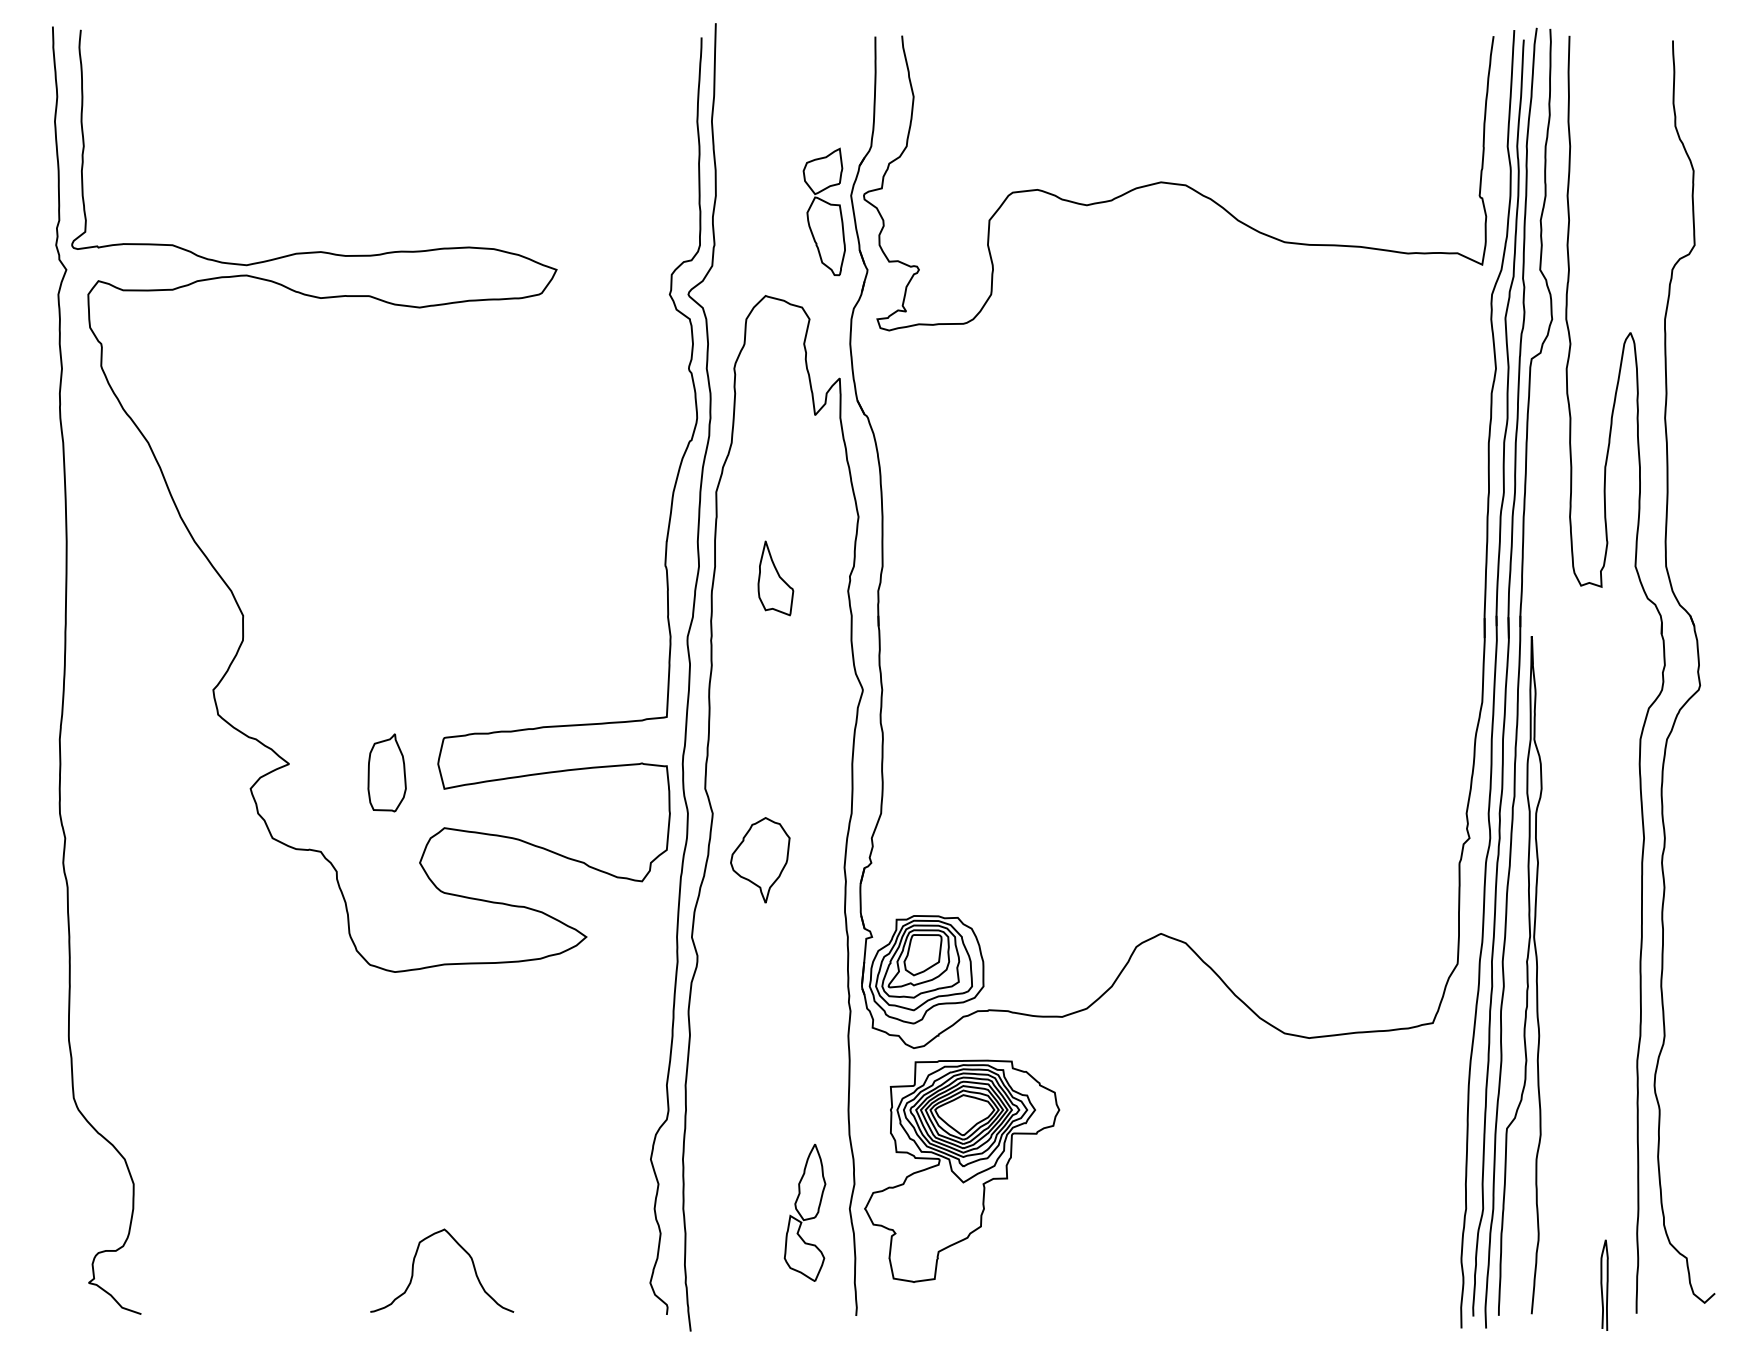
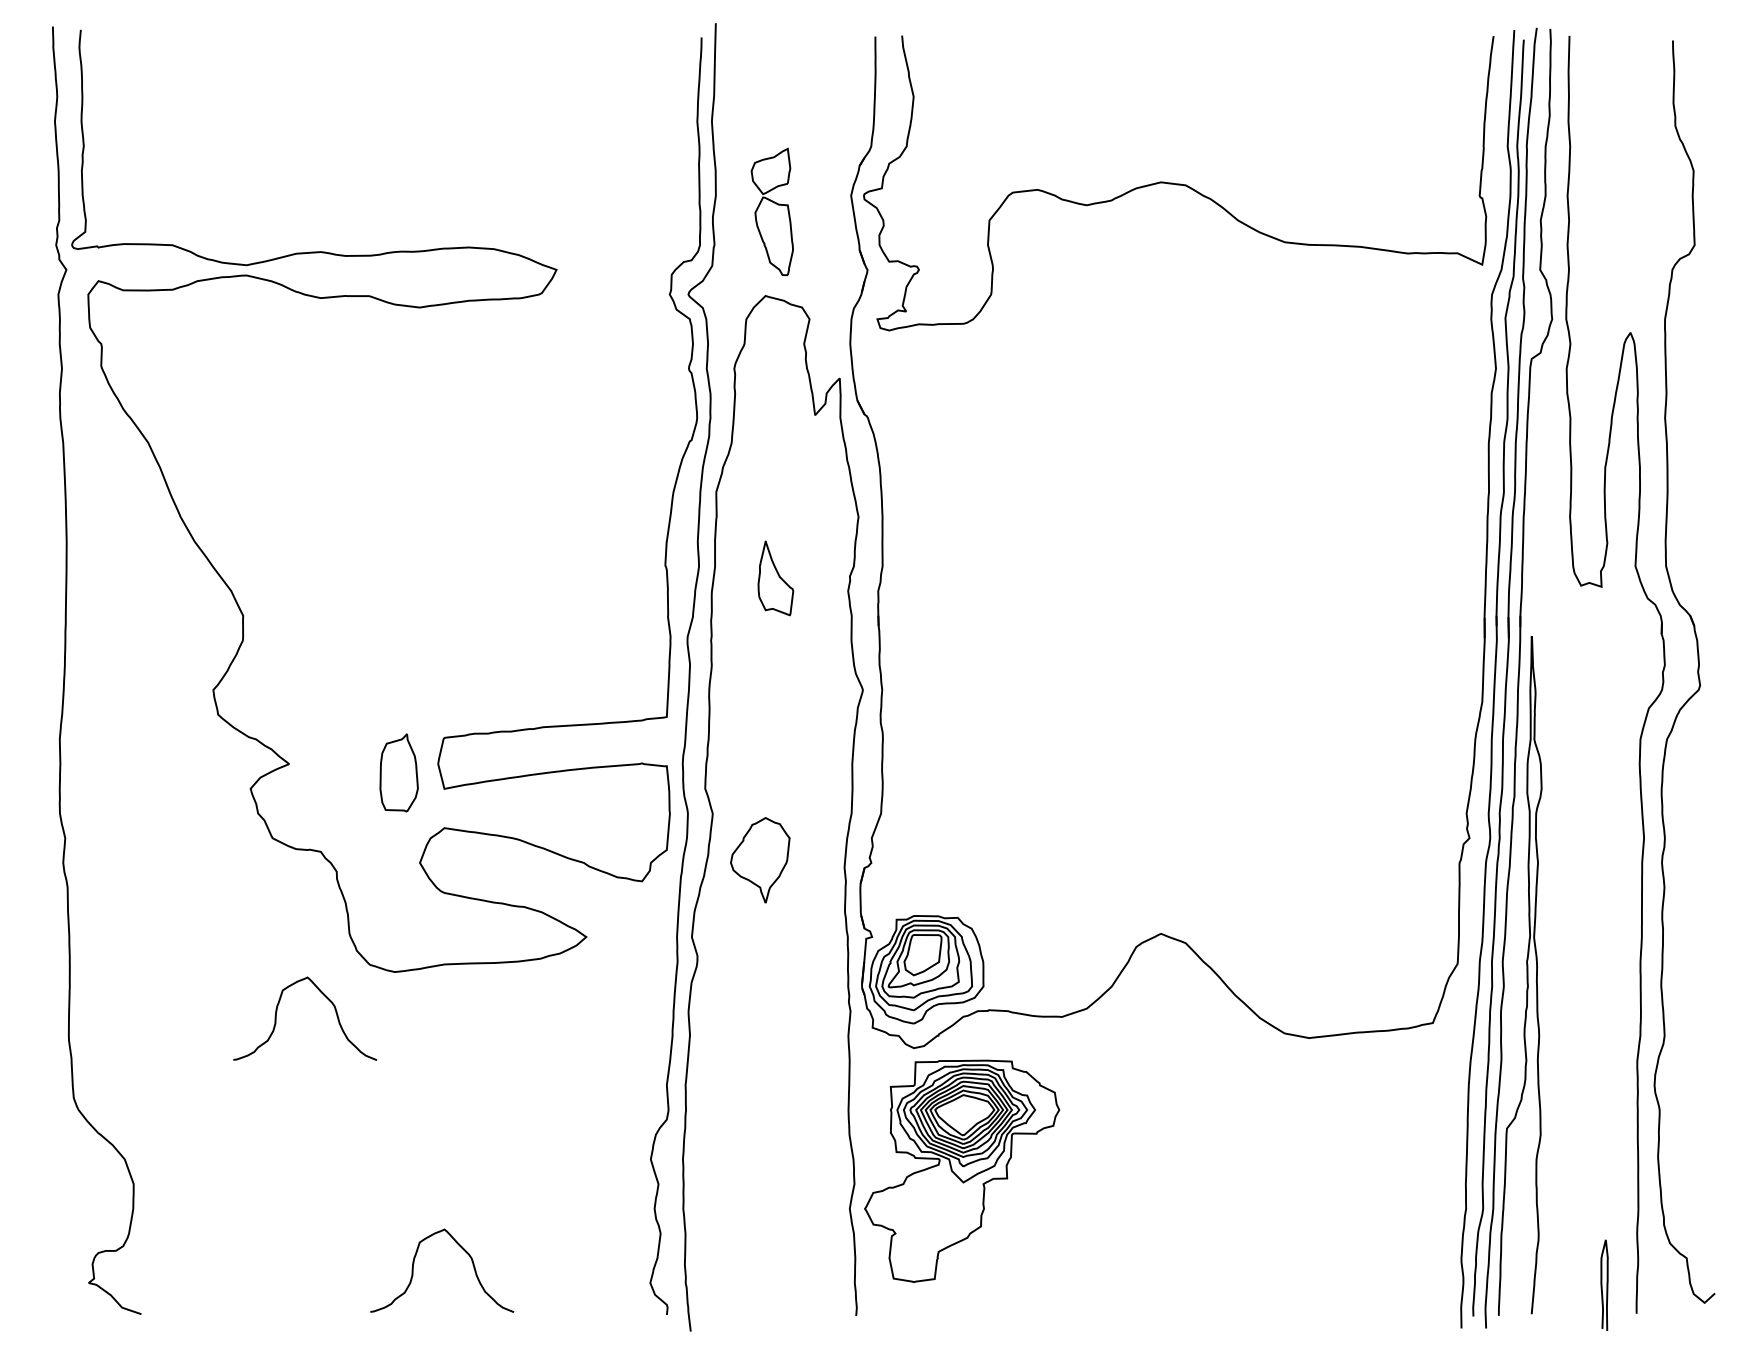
part position: (823, 211) -> (771, 211) (771, 211)
part position: (386, 772) -> (398, 772) (398, 772)
curve: none -> present (277, 1011)
part: present -> none (804, 1212)
